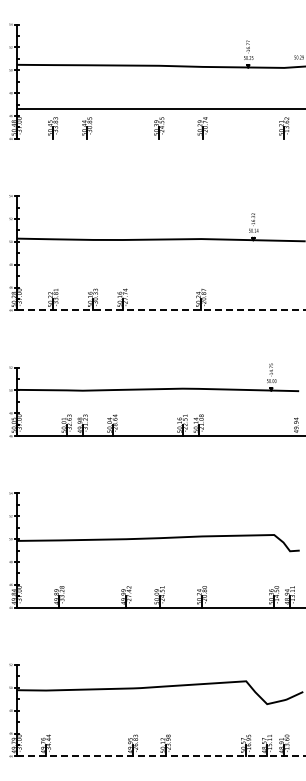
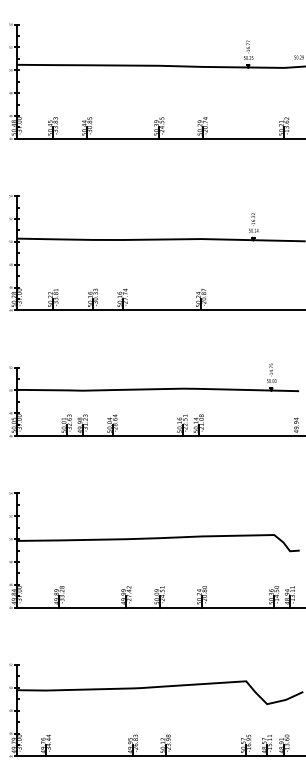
line position: (159, 108) -> (159, 138) (159, 138)
line: dashed -> solid (161, 310)
line: dashed -> solid (161, 756)
